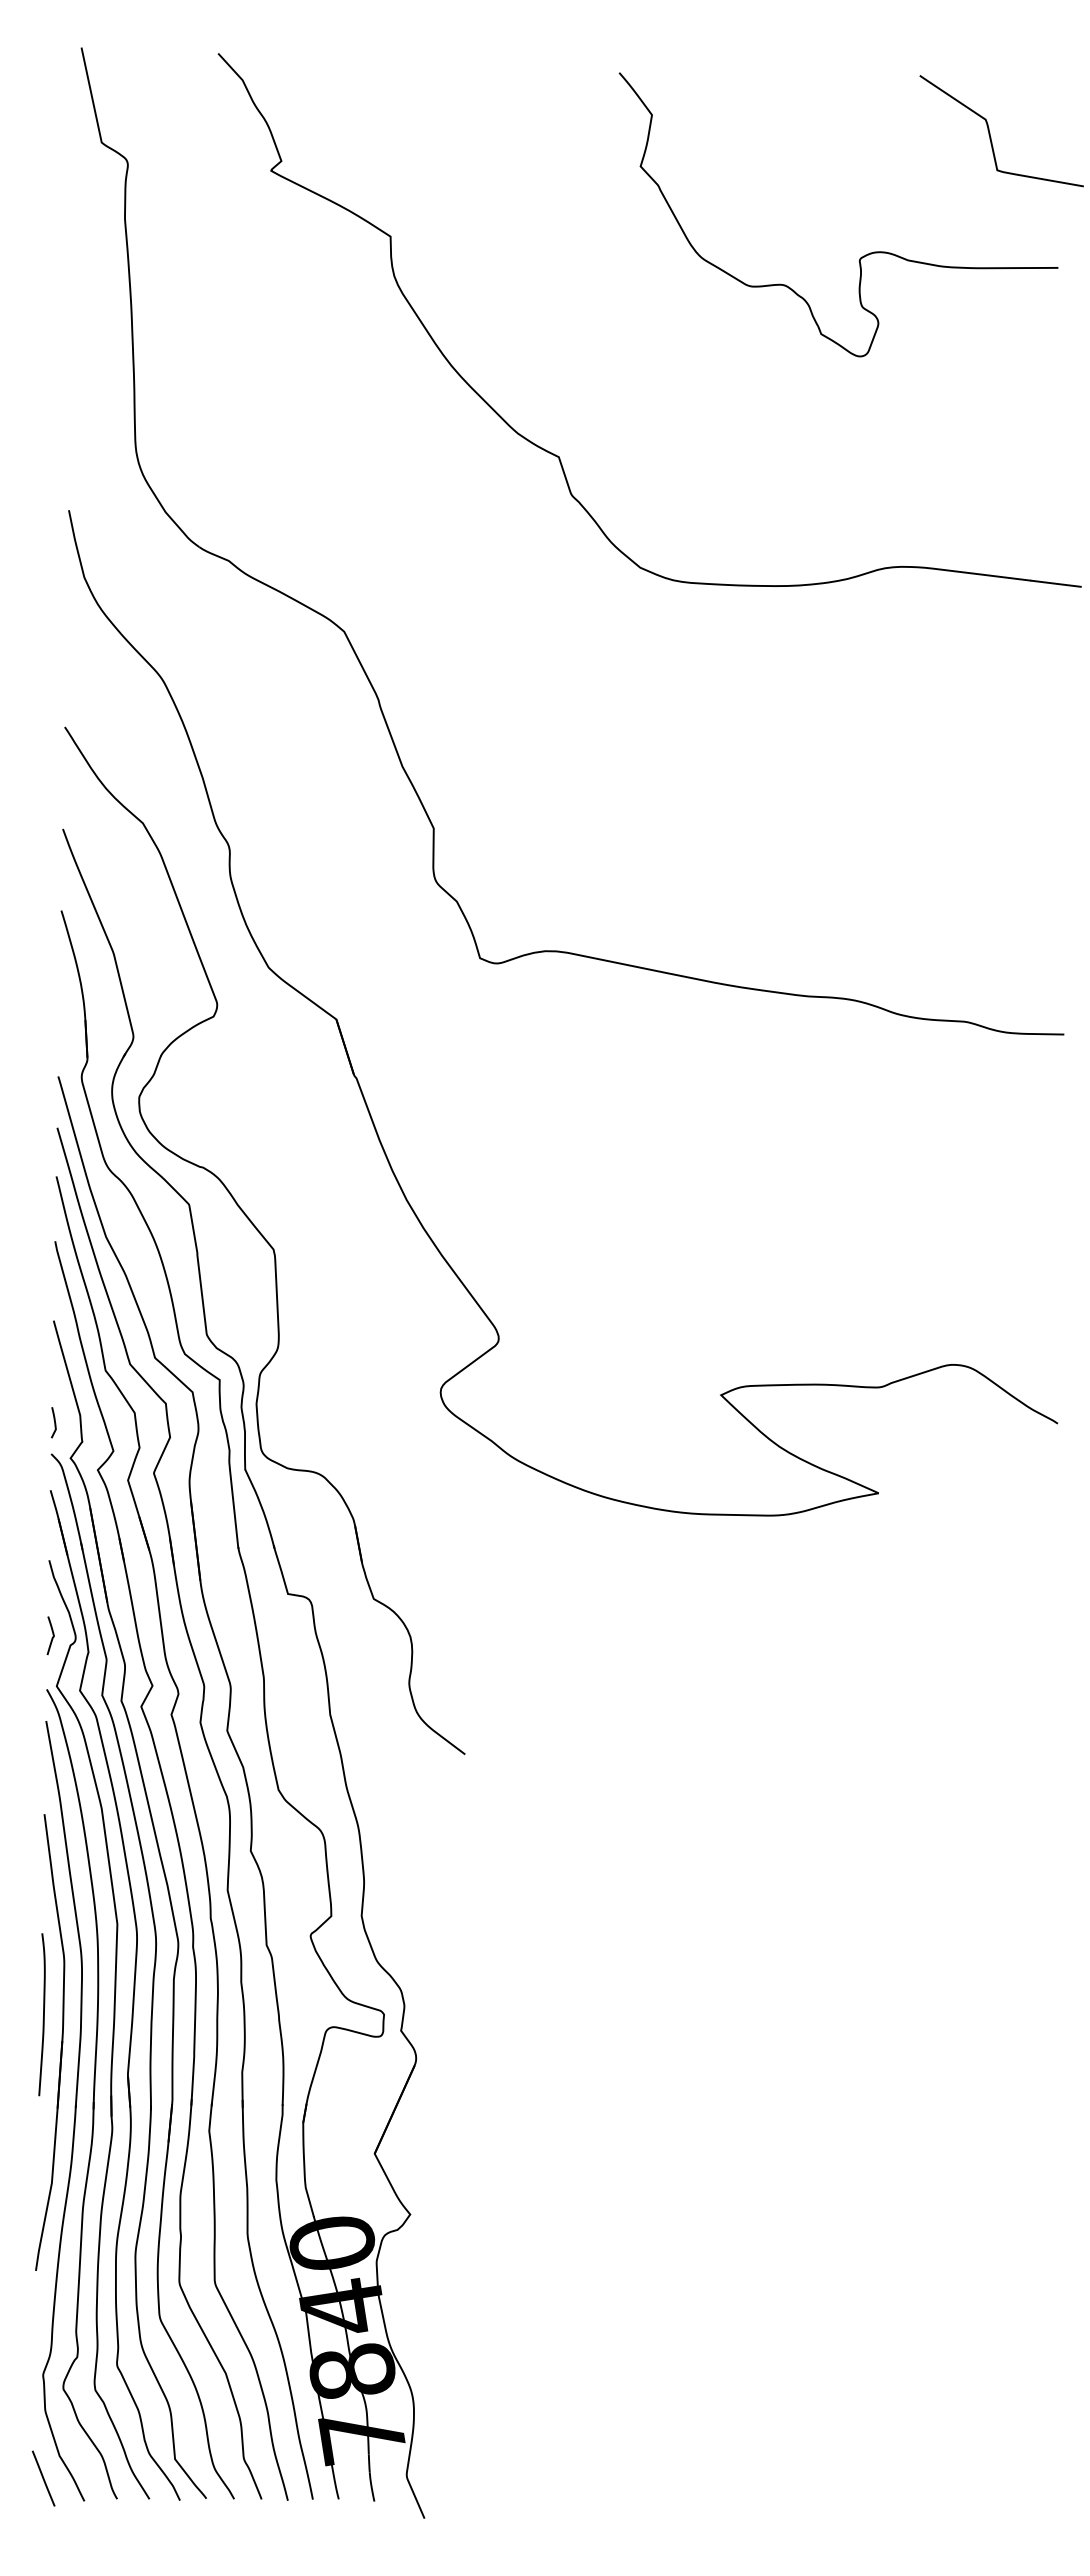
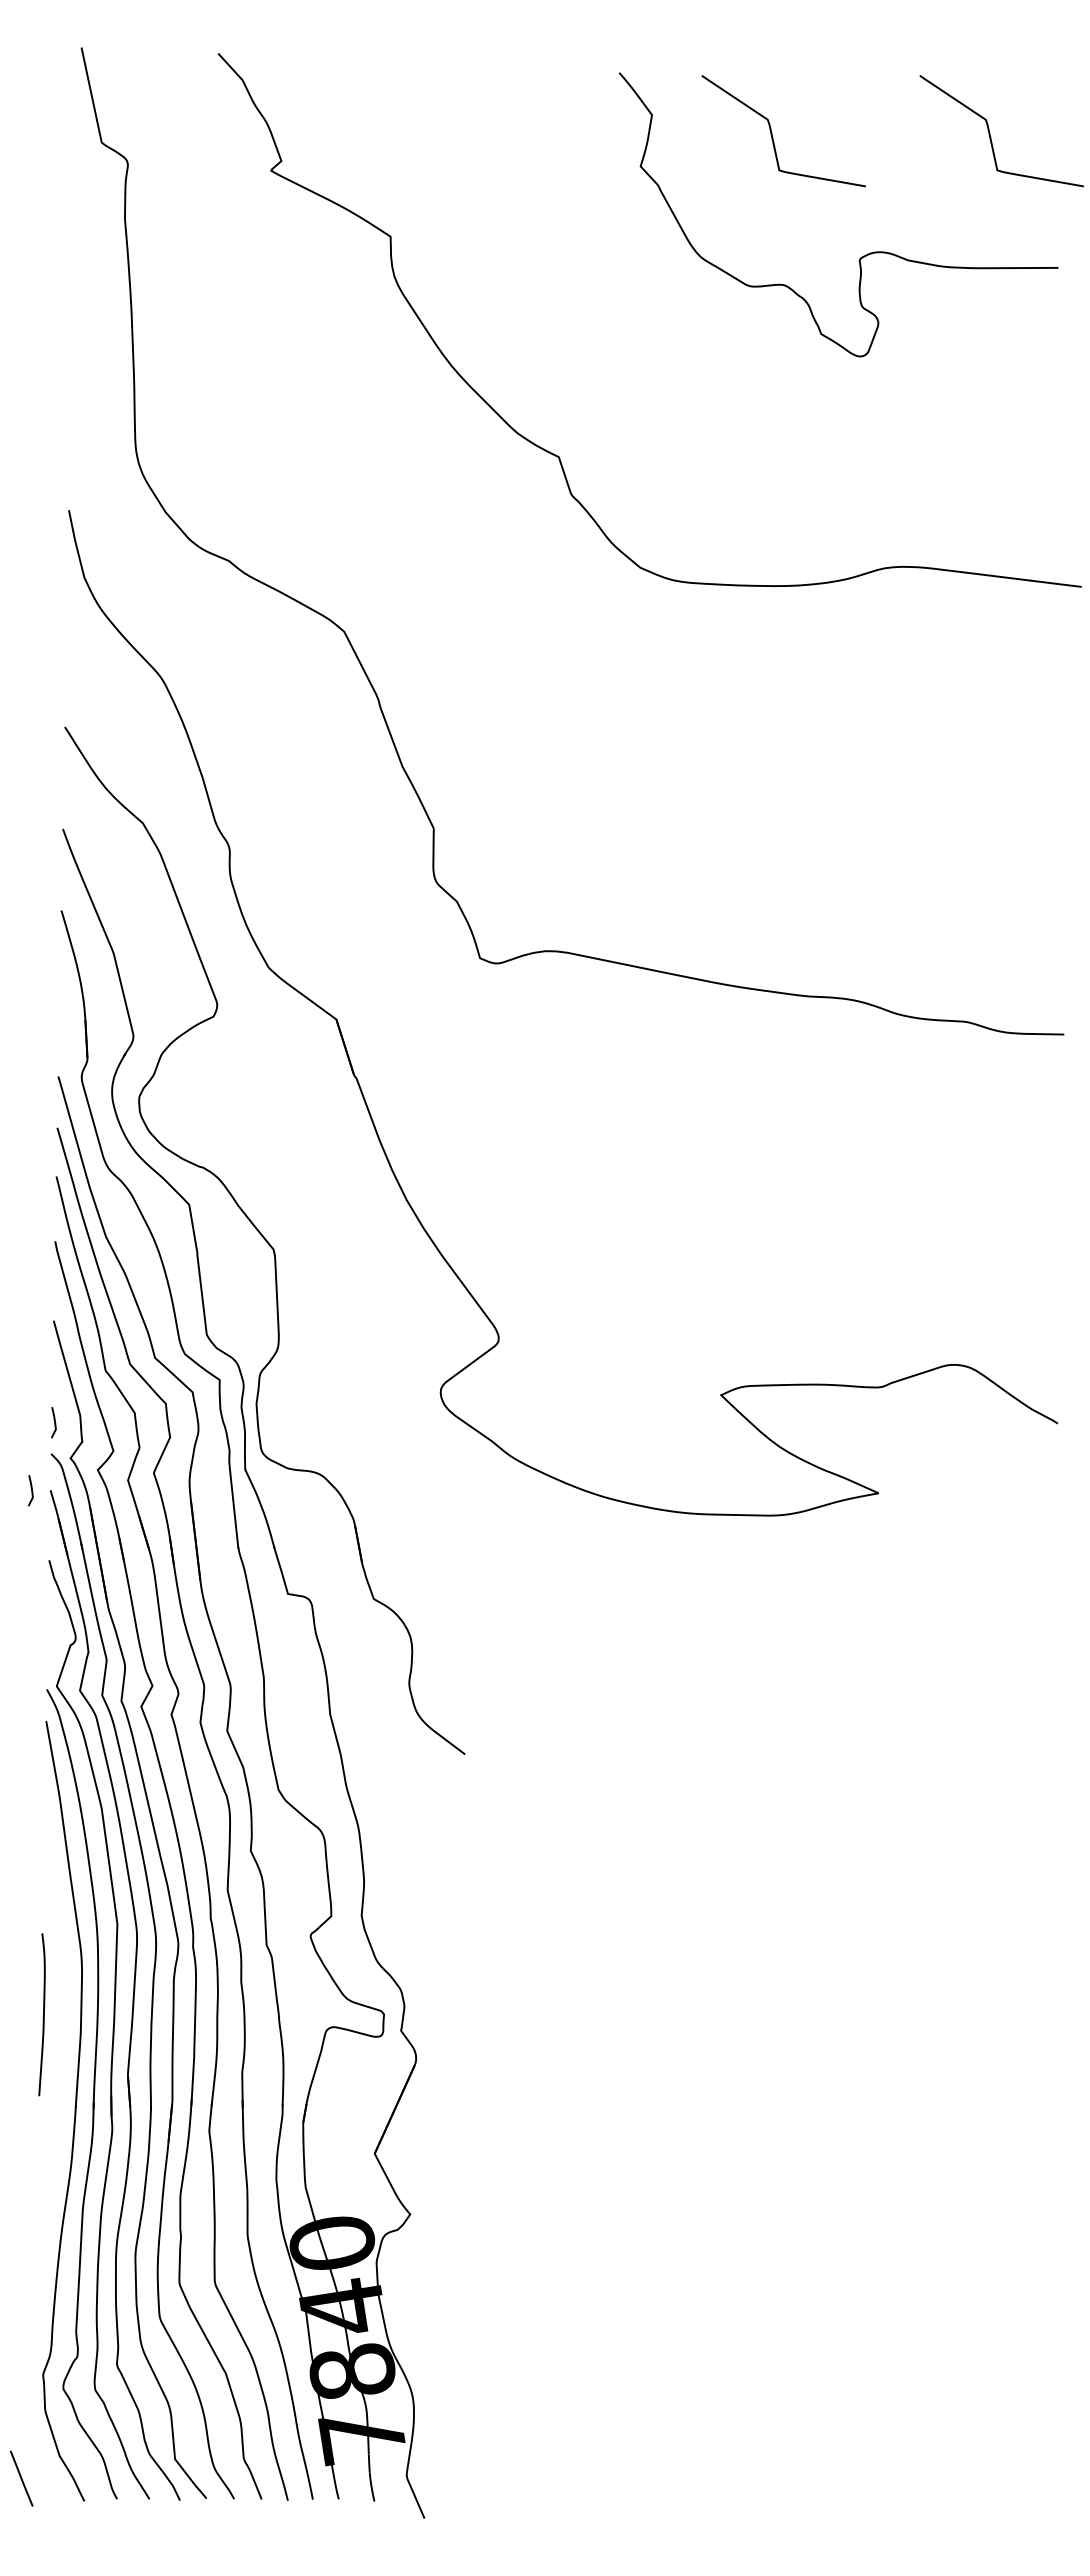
curve: none -> present (772, 132)
curve: none -> present (31, 1490)
curve: present -> none (52, 1634)
part: present -> none (61, 2042)
line position: (43, 2478) -> (21, 2478) (21, 2478)
